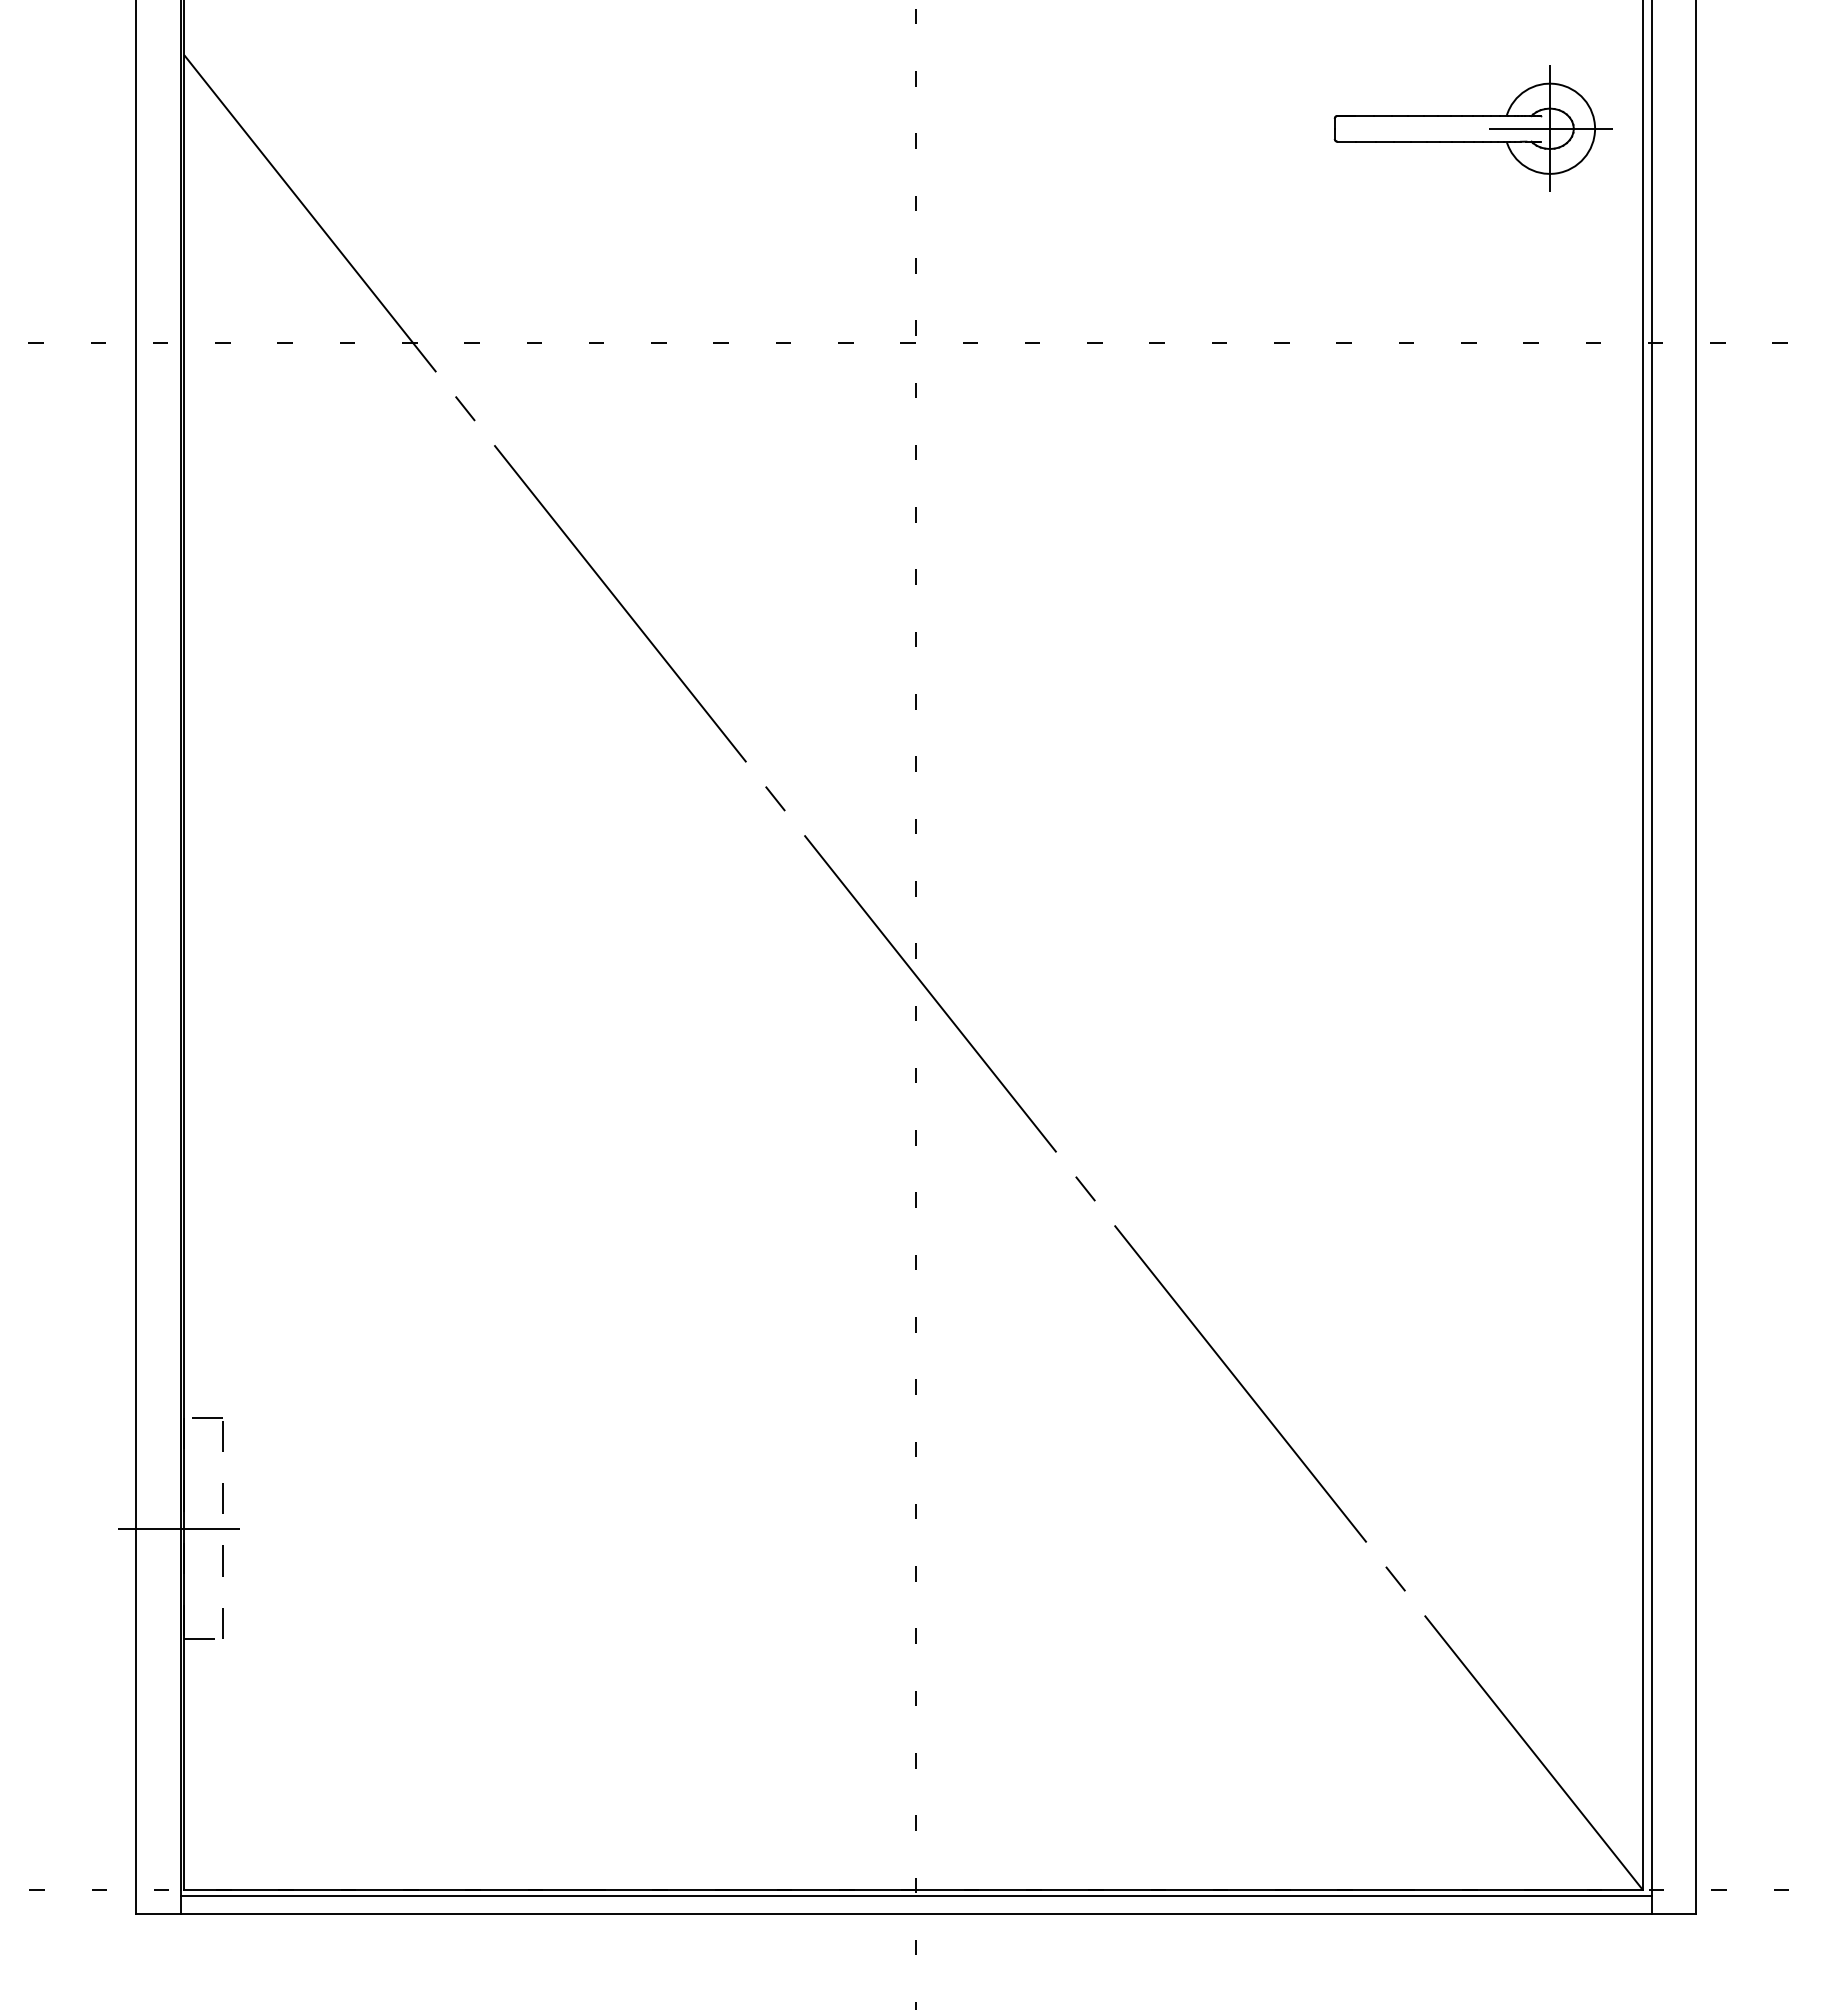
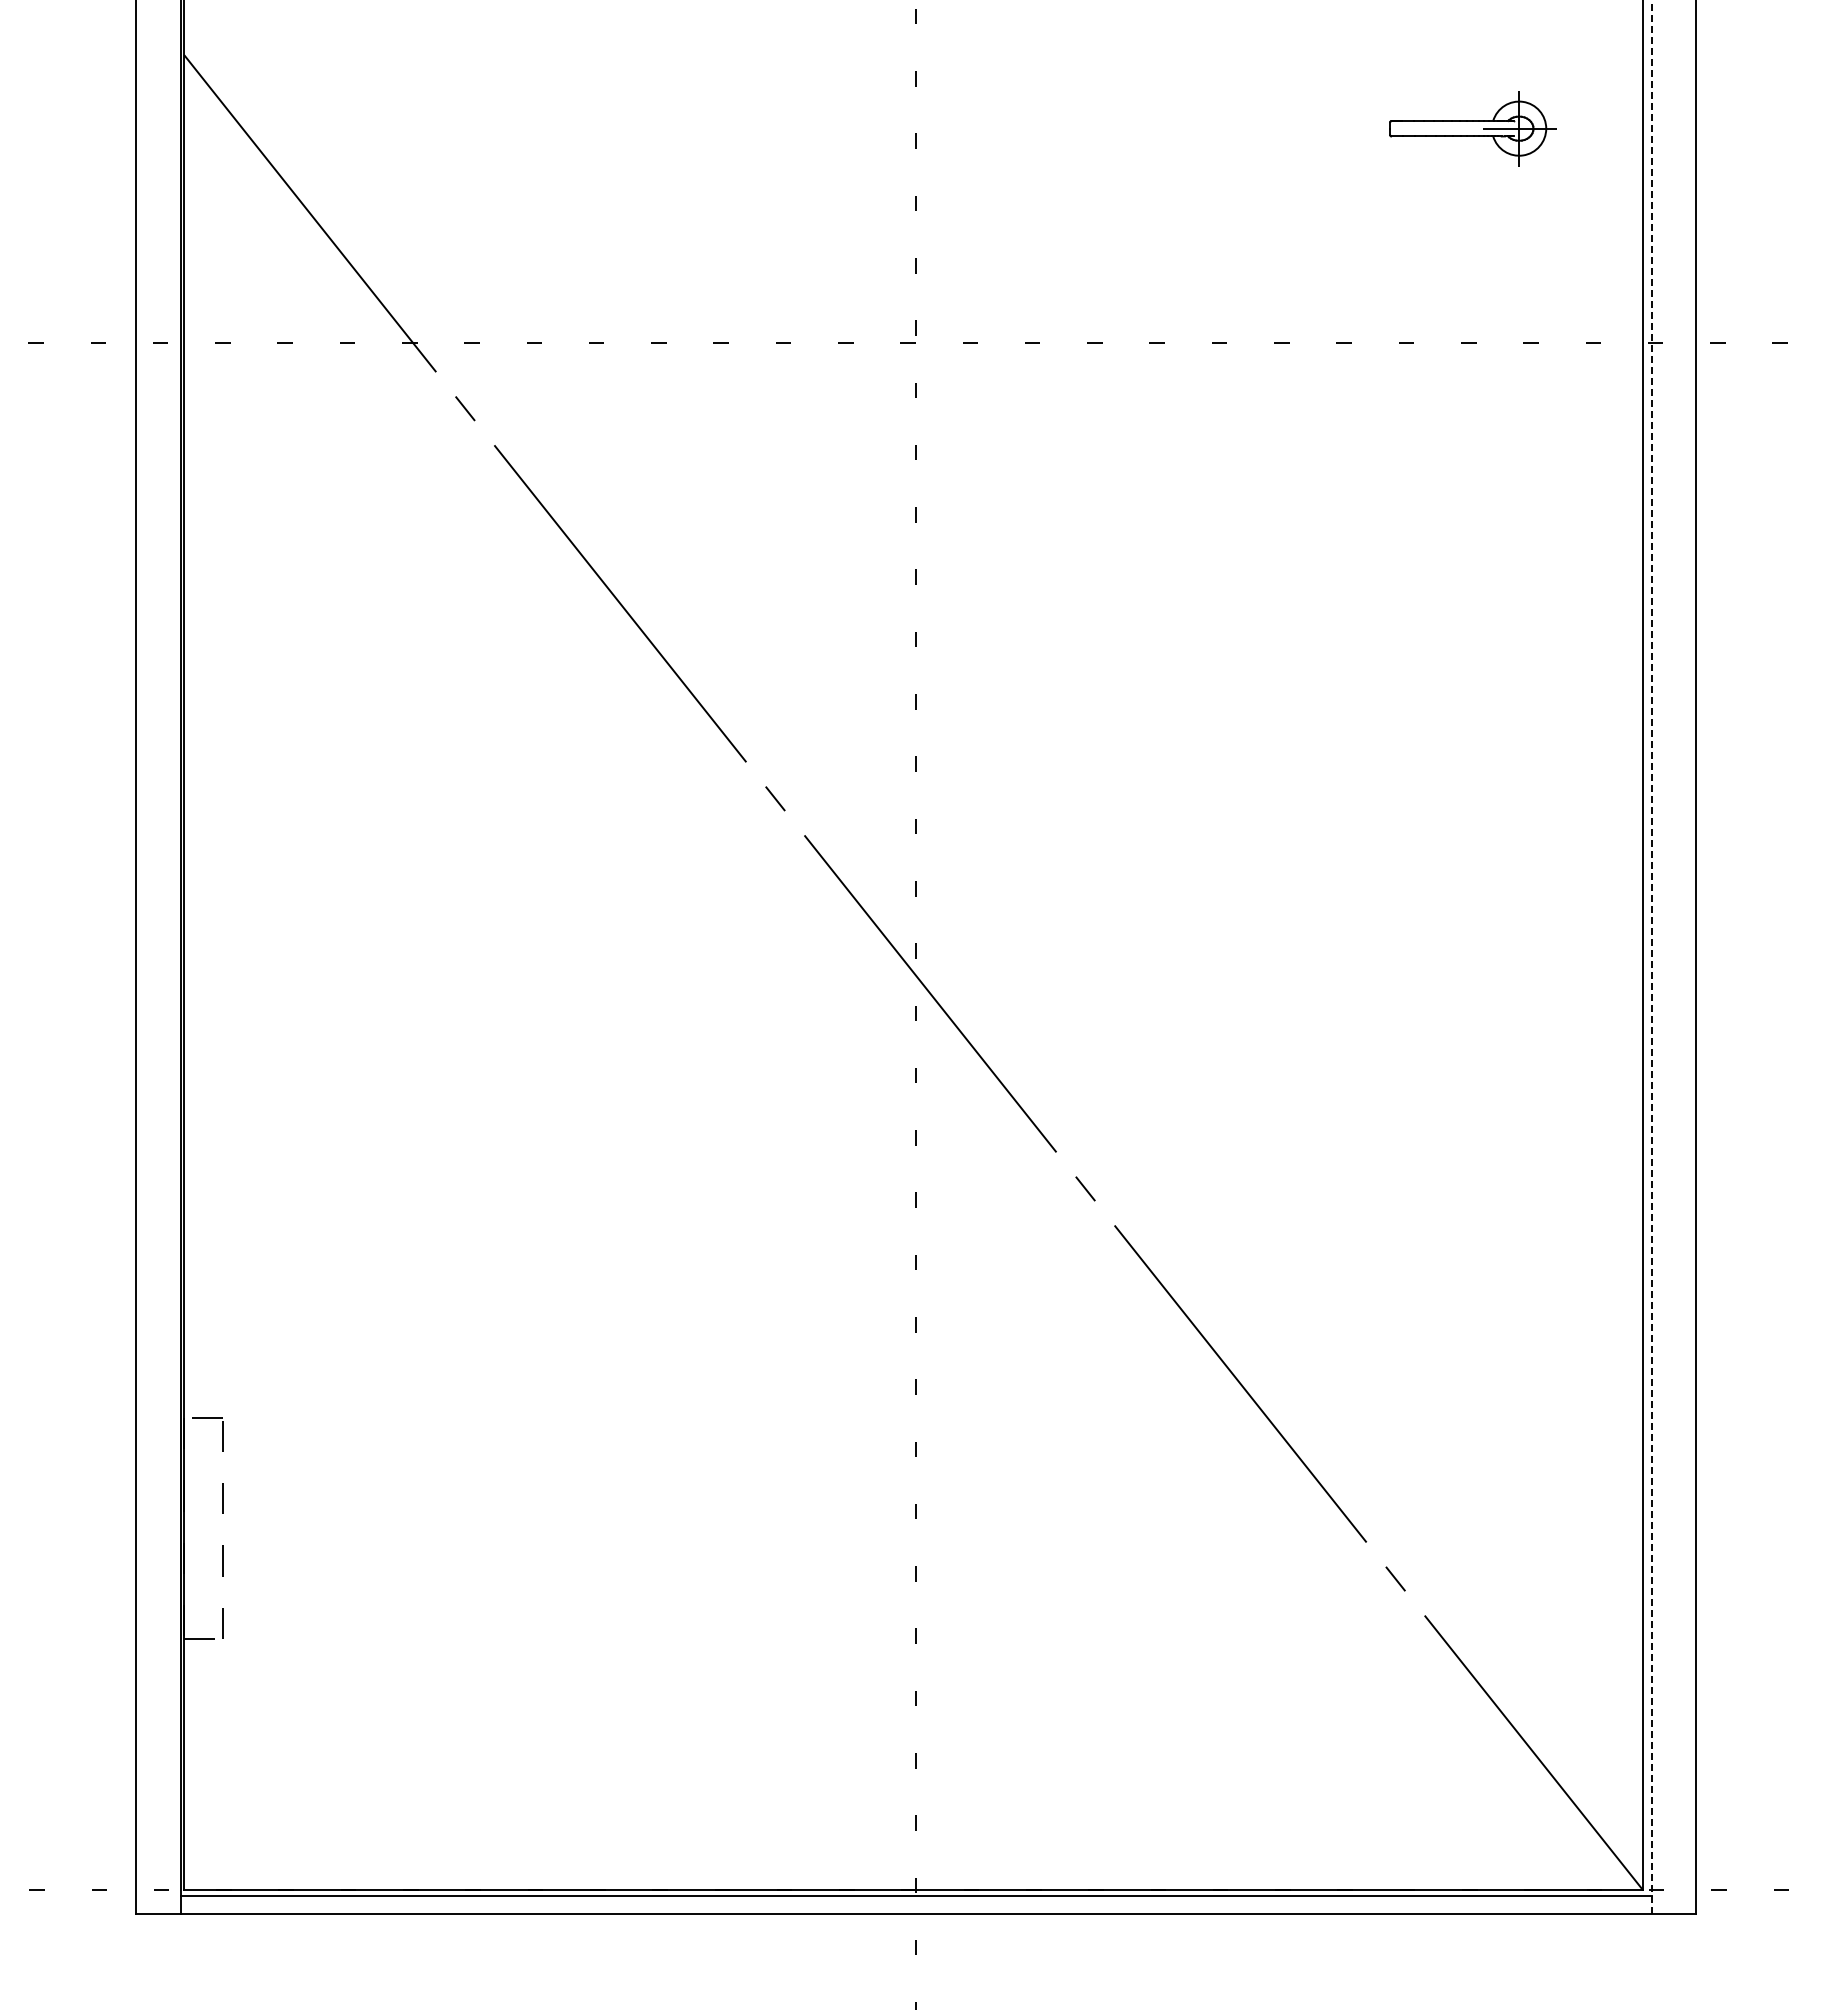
part size: 280x127 px -> 168x76 px (1472, 128)
line: solid -> dashed (1652, 956)
line: present -> none (178, 1528)
